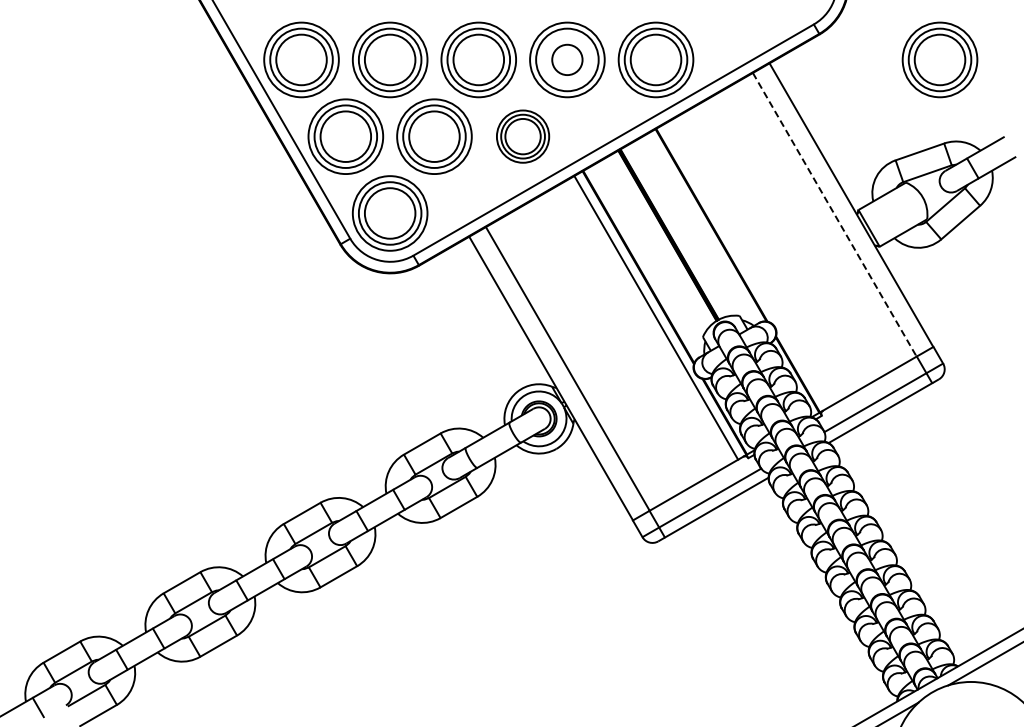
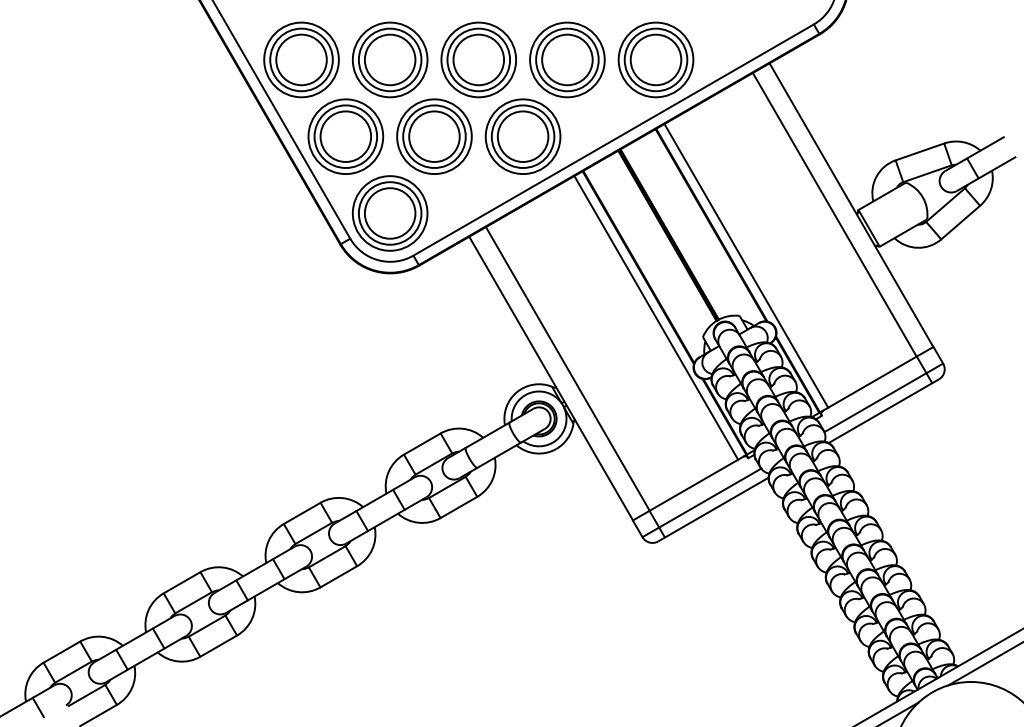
circle diameter: 30 px -> 51 px (567, 59)
part: present -> none (939, 59)
part size: 55x55 px -> 78x77 px (522, 136)
line: dashed -> solid (834, 214)
line: none -> present (746, 265)
